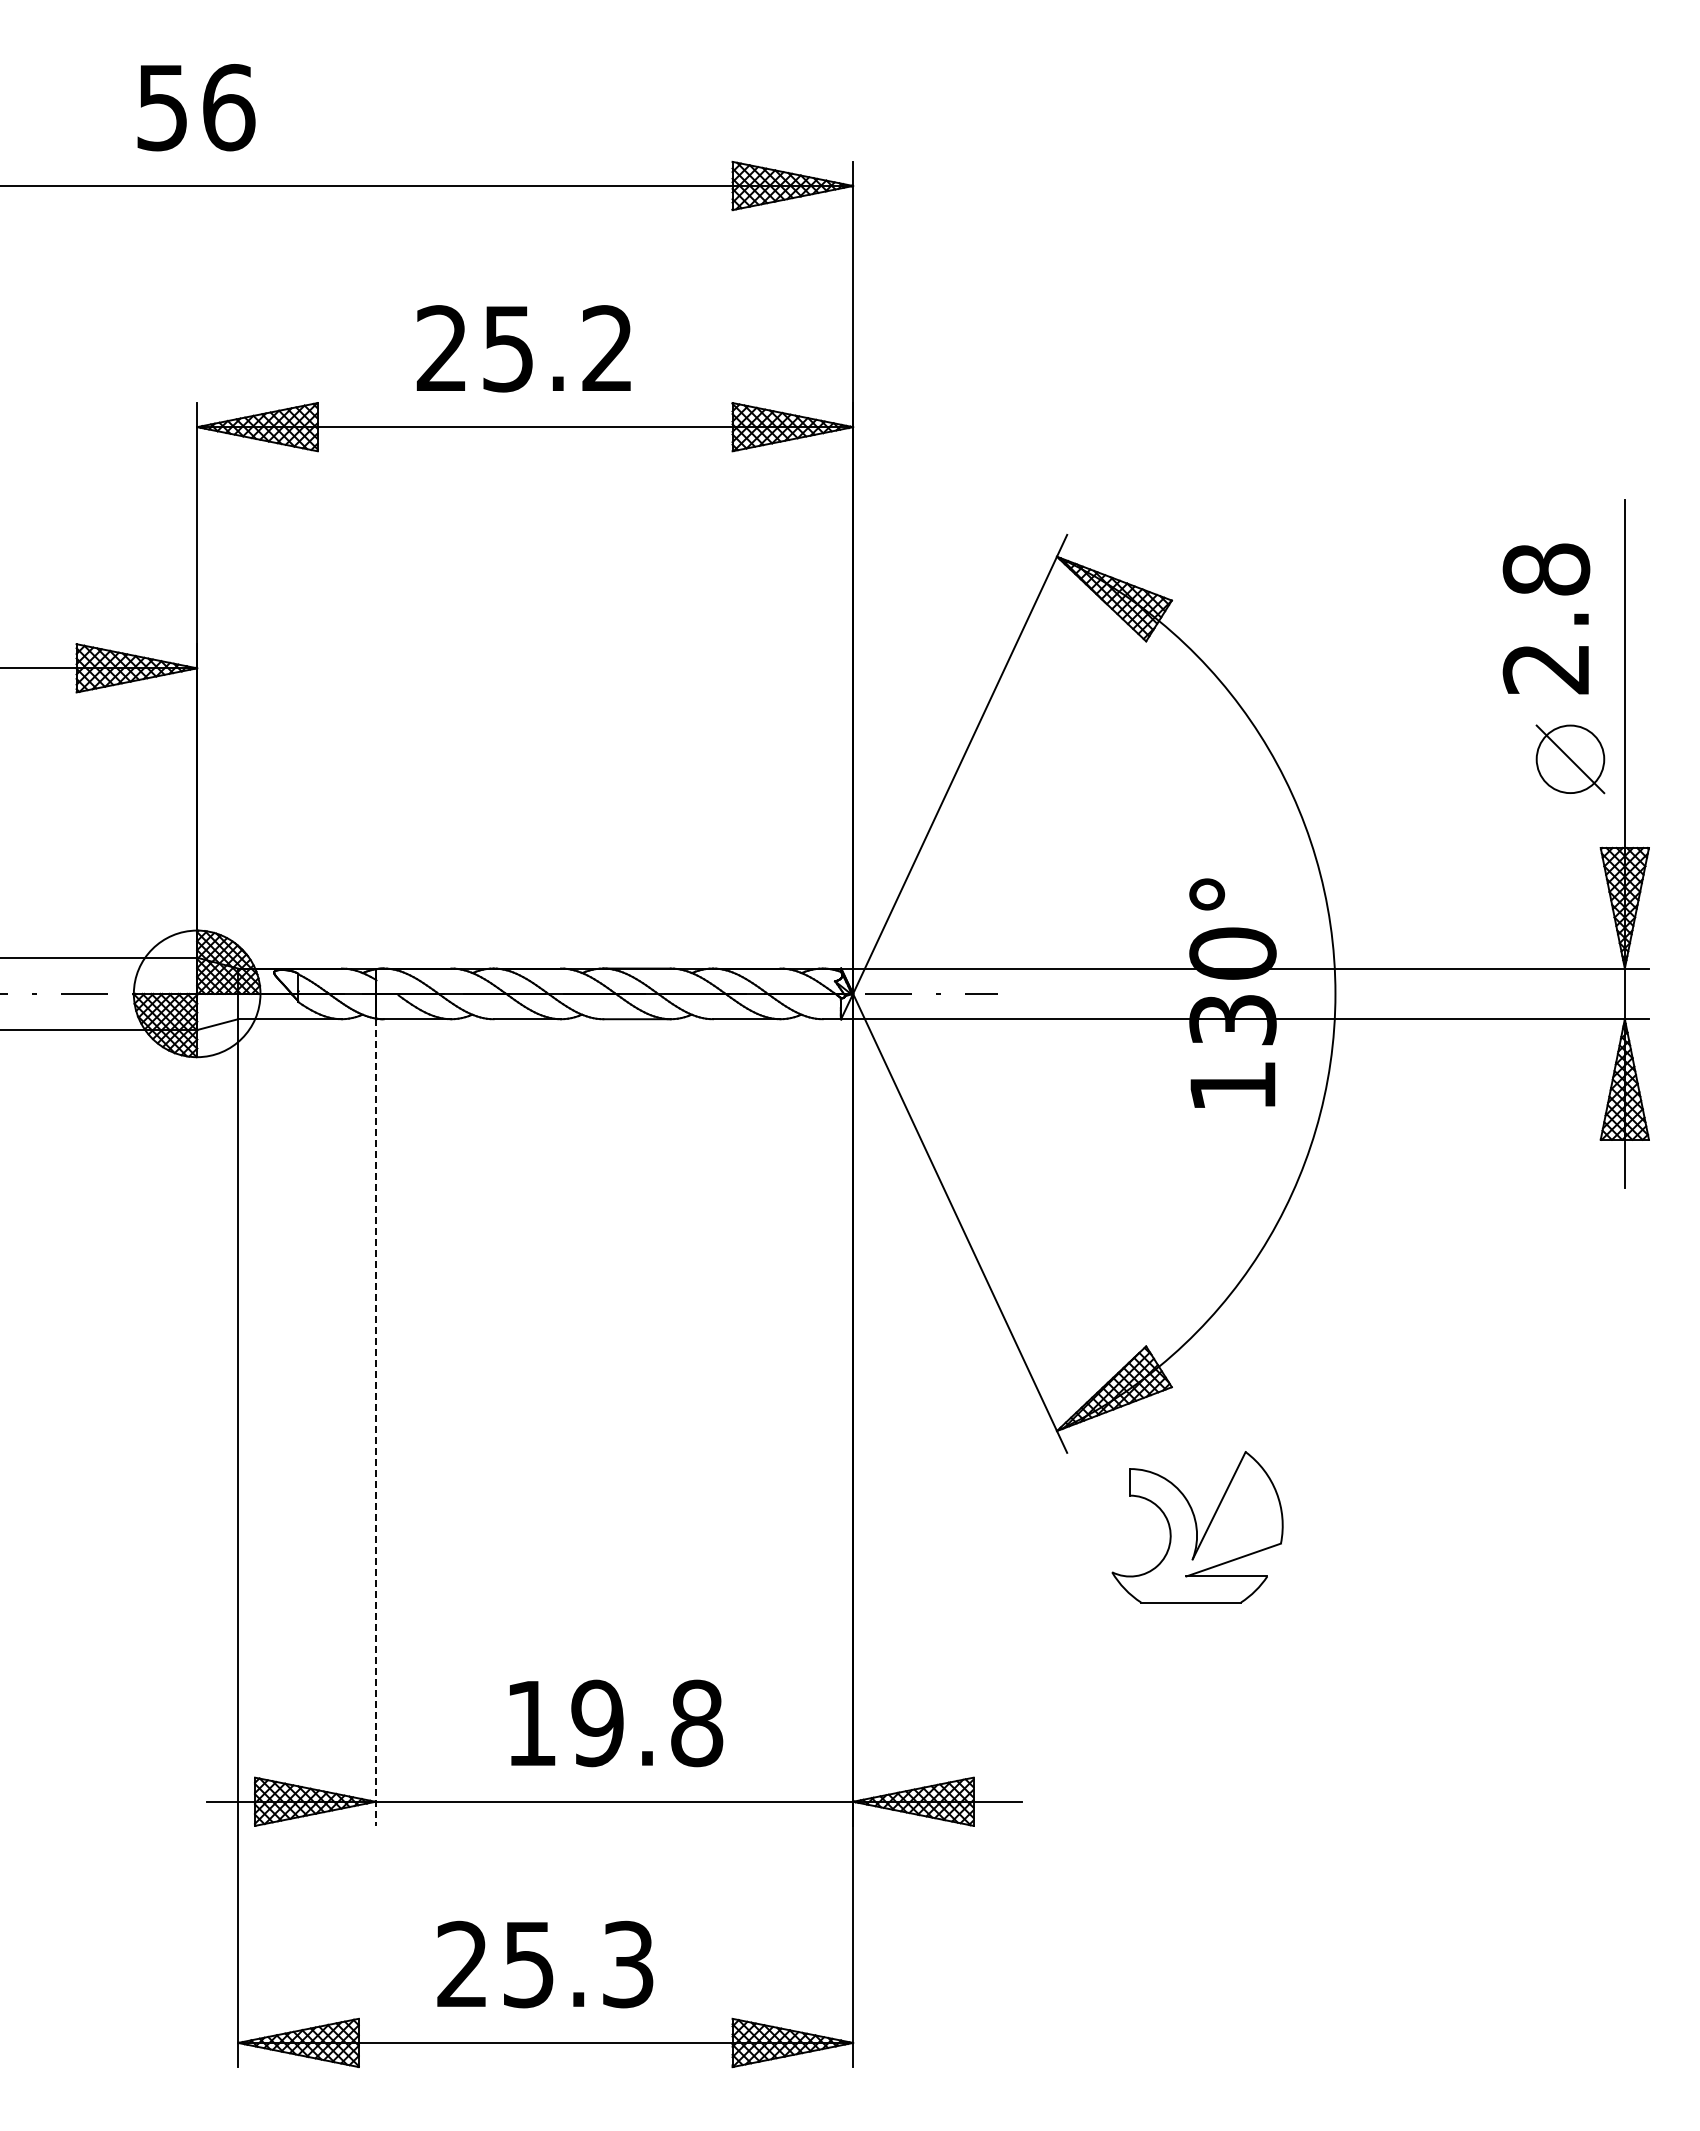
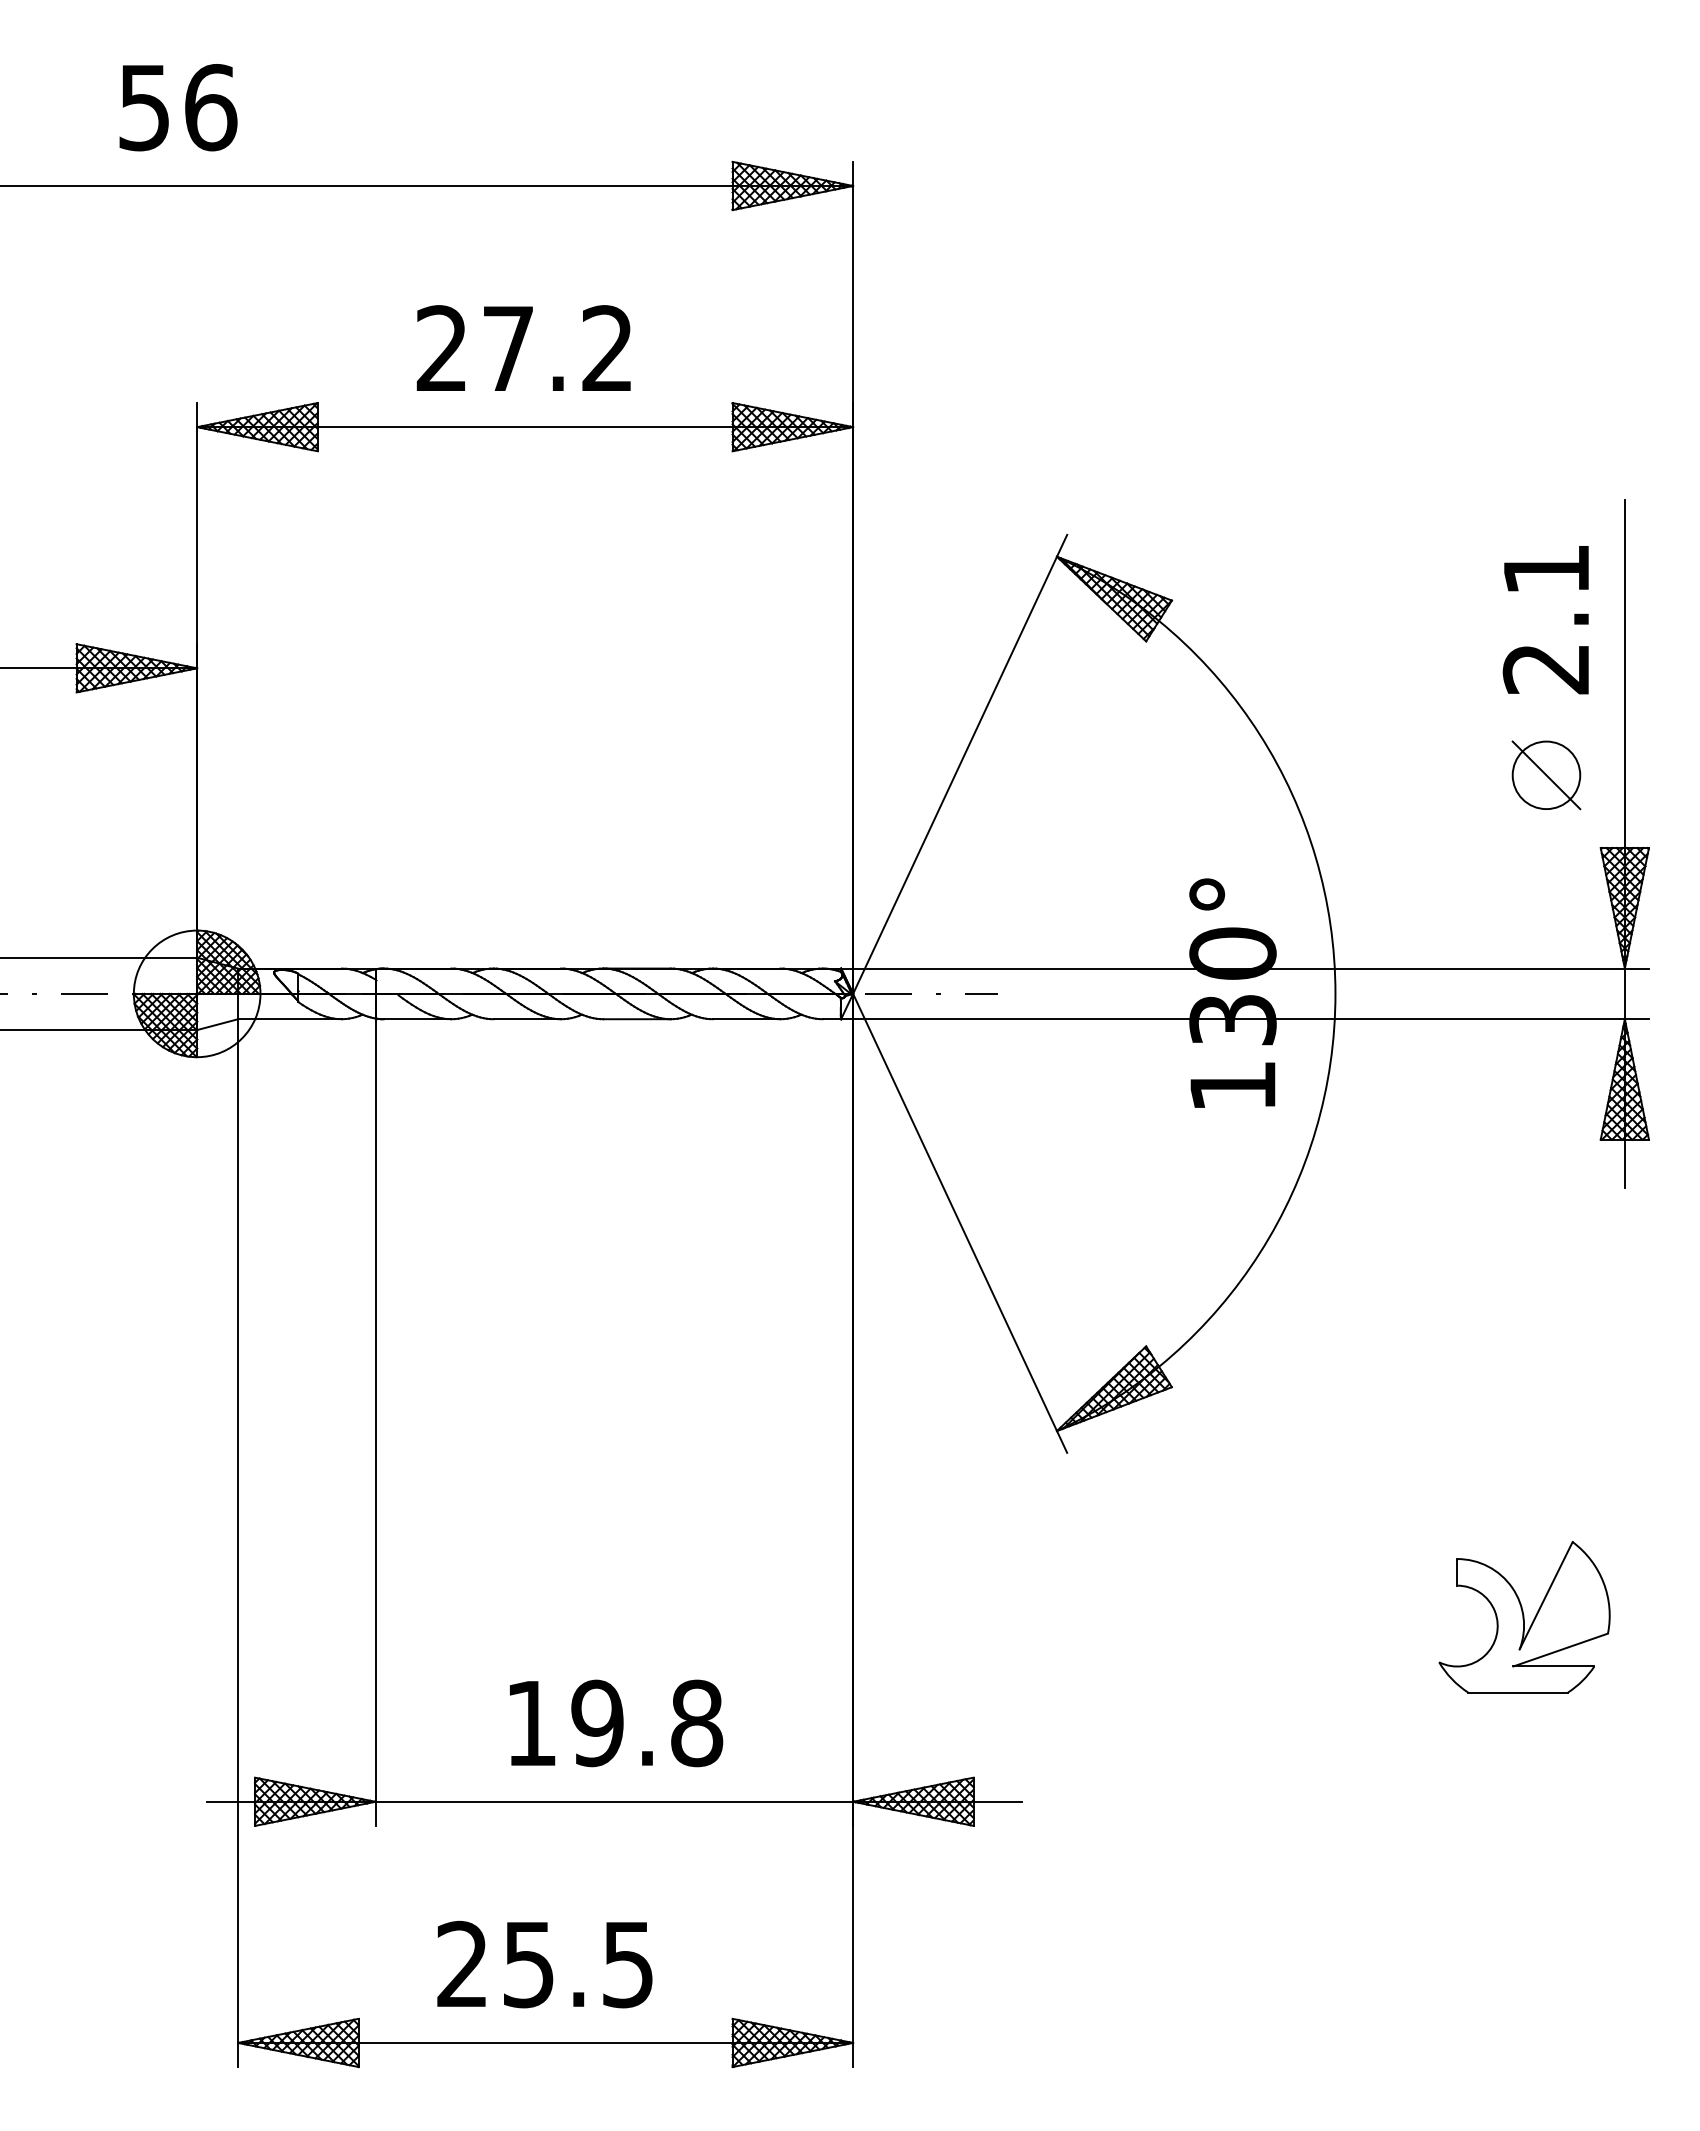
text position: (196, 107) -> (178, 107) (178, 107)
text: 25.2 -> 27.2 (507, 349)
text: 2.8 -> 2.1 (1546, 569)
part position: (1570, 759) -> (1546, 775) (1546, 775)
line: dashed -> solid (375, 1423)
part position: (1197, 1527) -> (1524, 1617) (1524, 1617)
text: 25.3 -> 25.5 (628, 1964)
